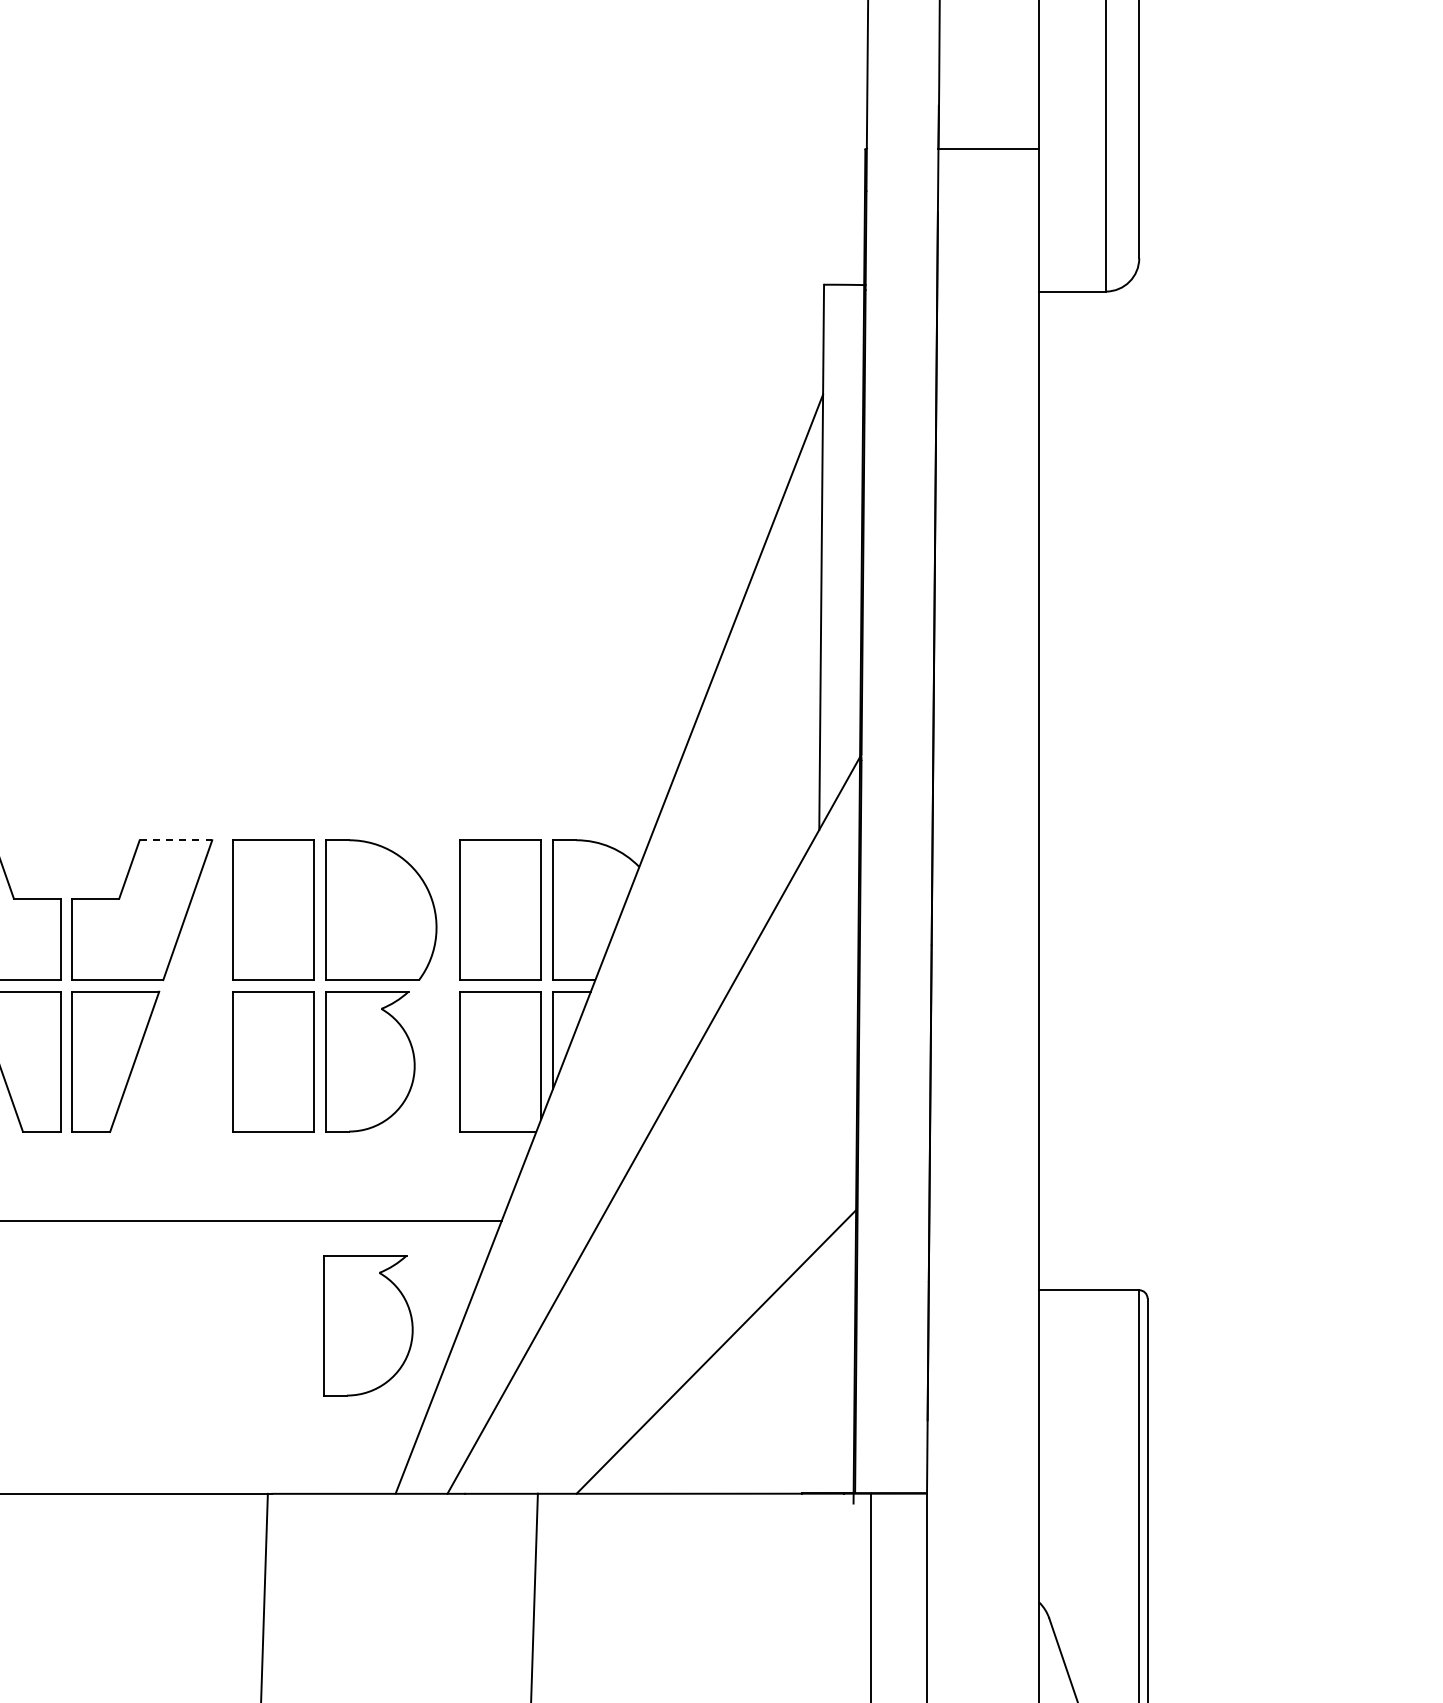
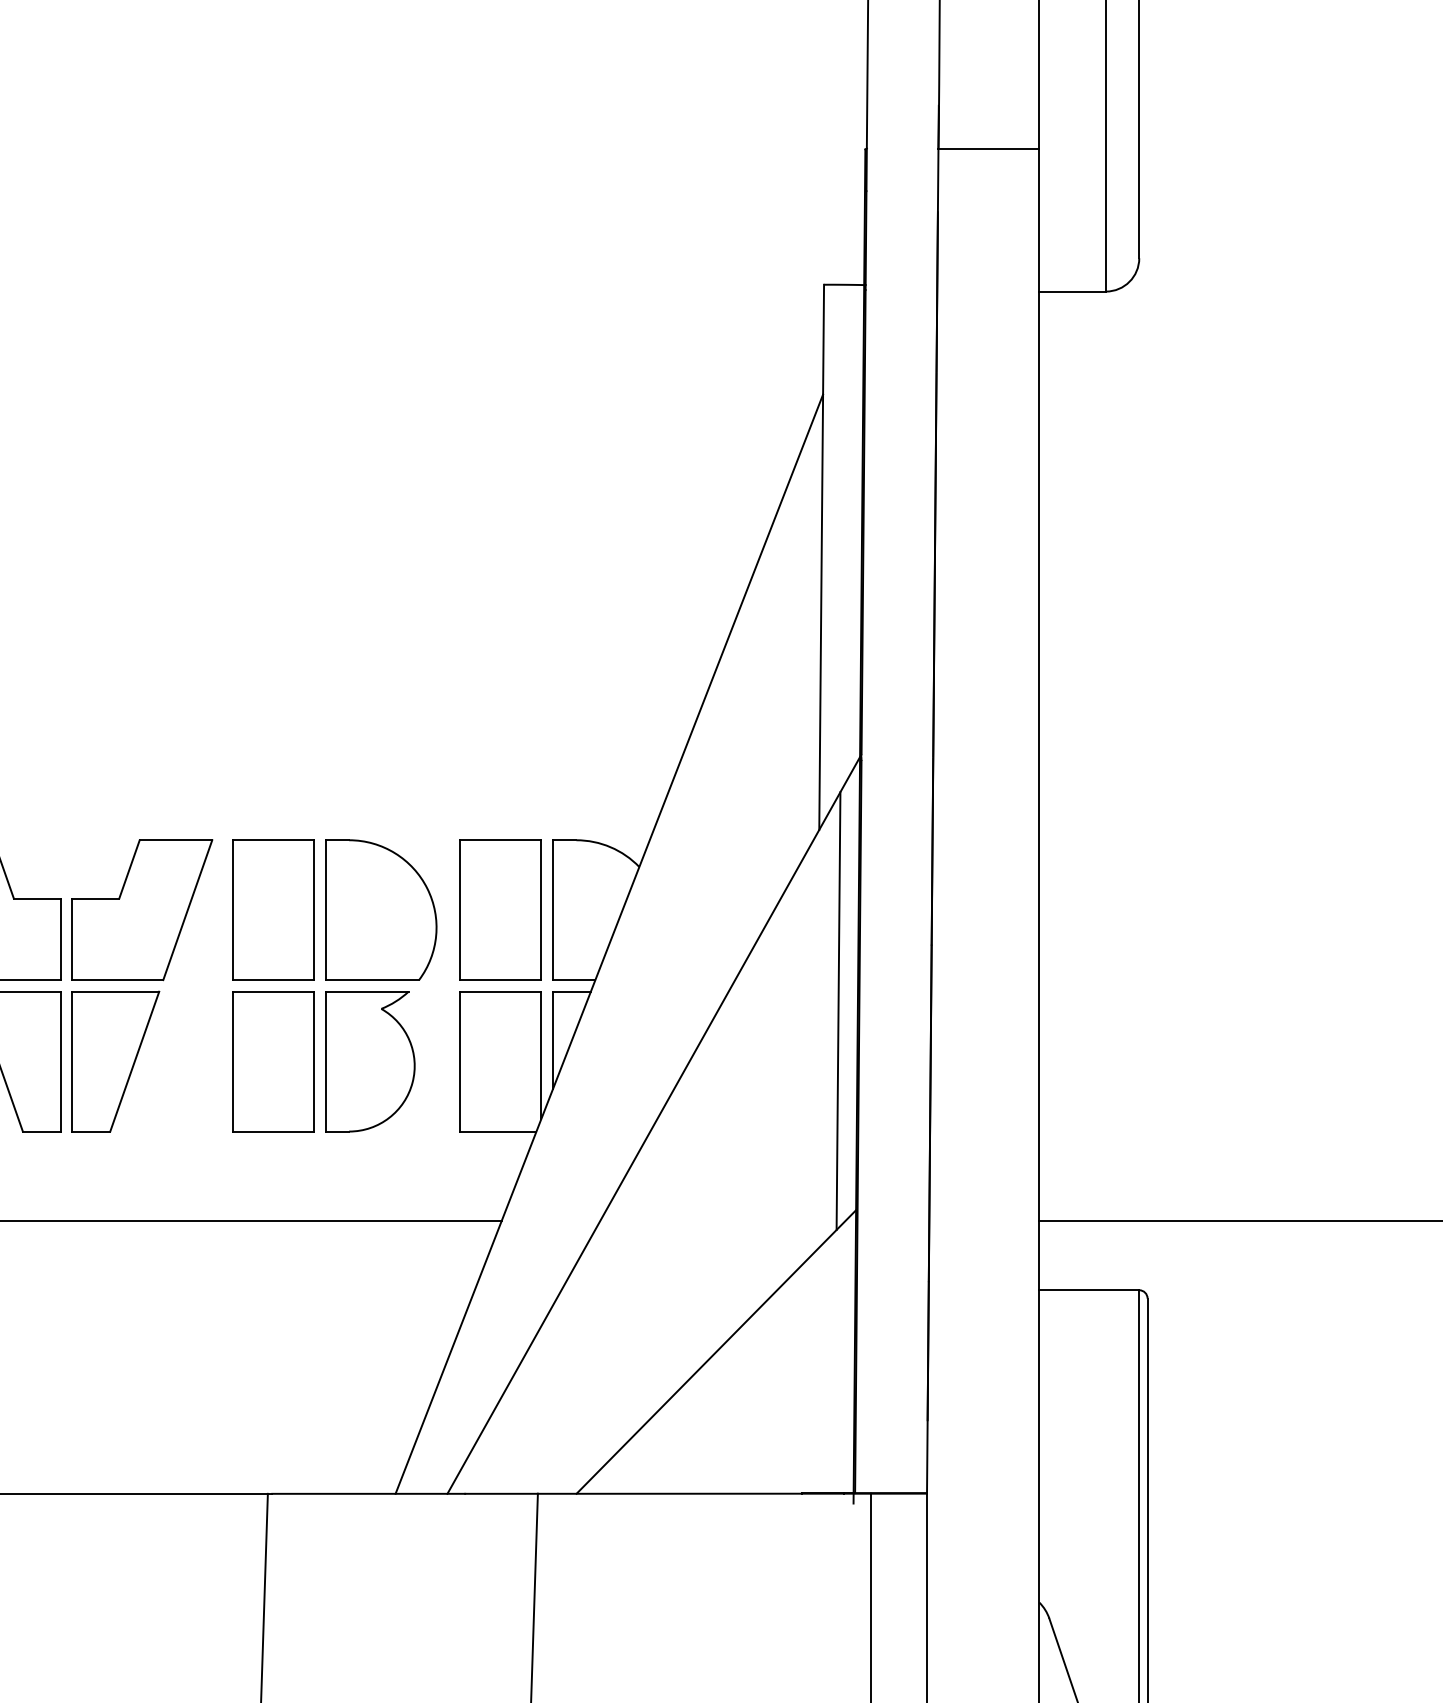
line: dashed -> solid (176, 840)
line: none -> present (838, 1010)
line: none -> present (1239, 1220)
part: present -> none (368, 1325)
